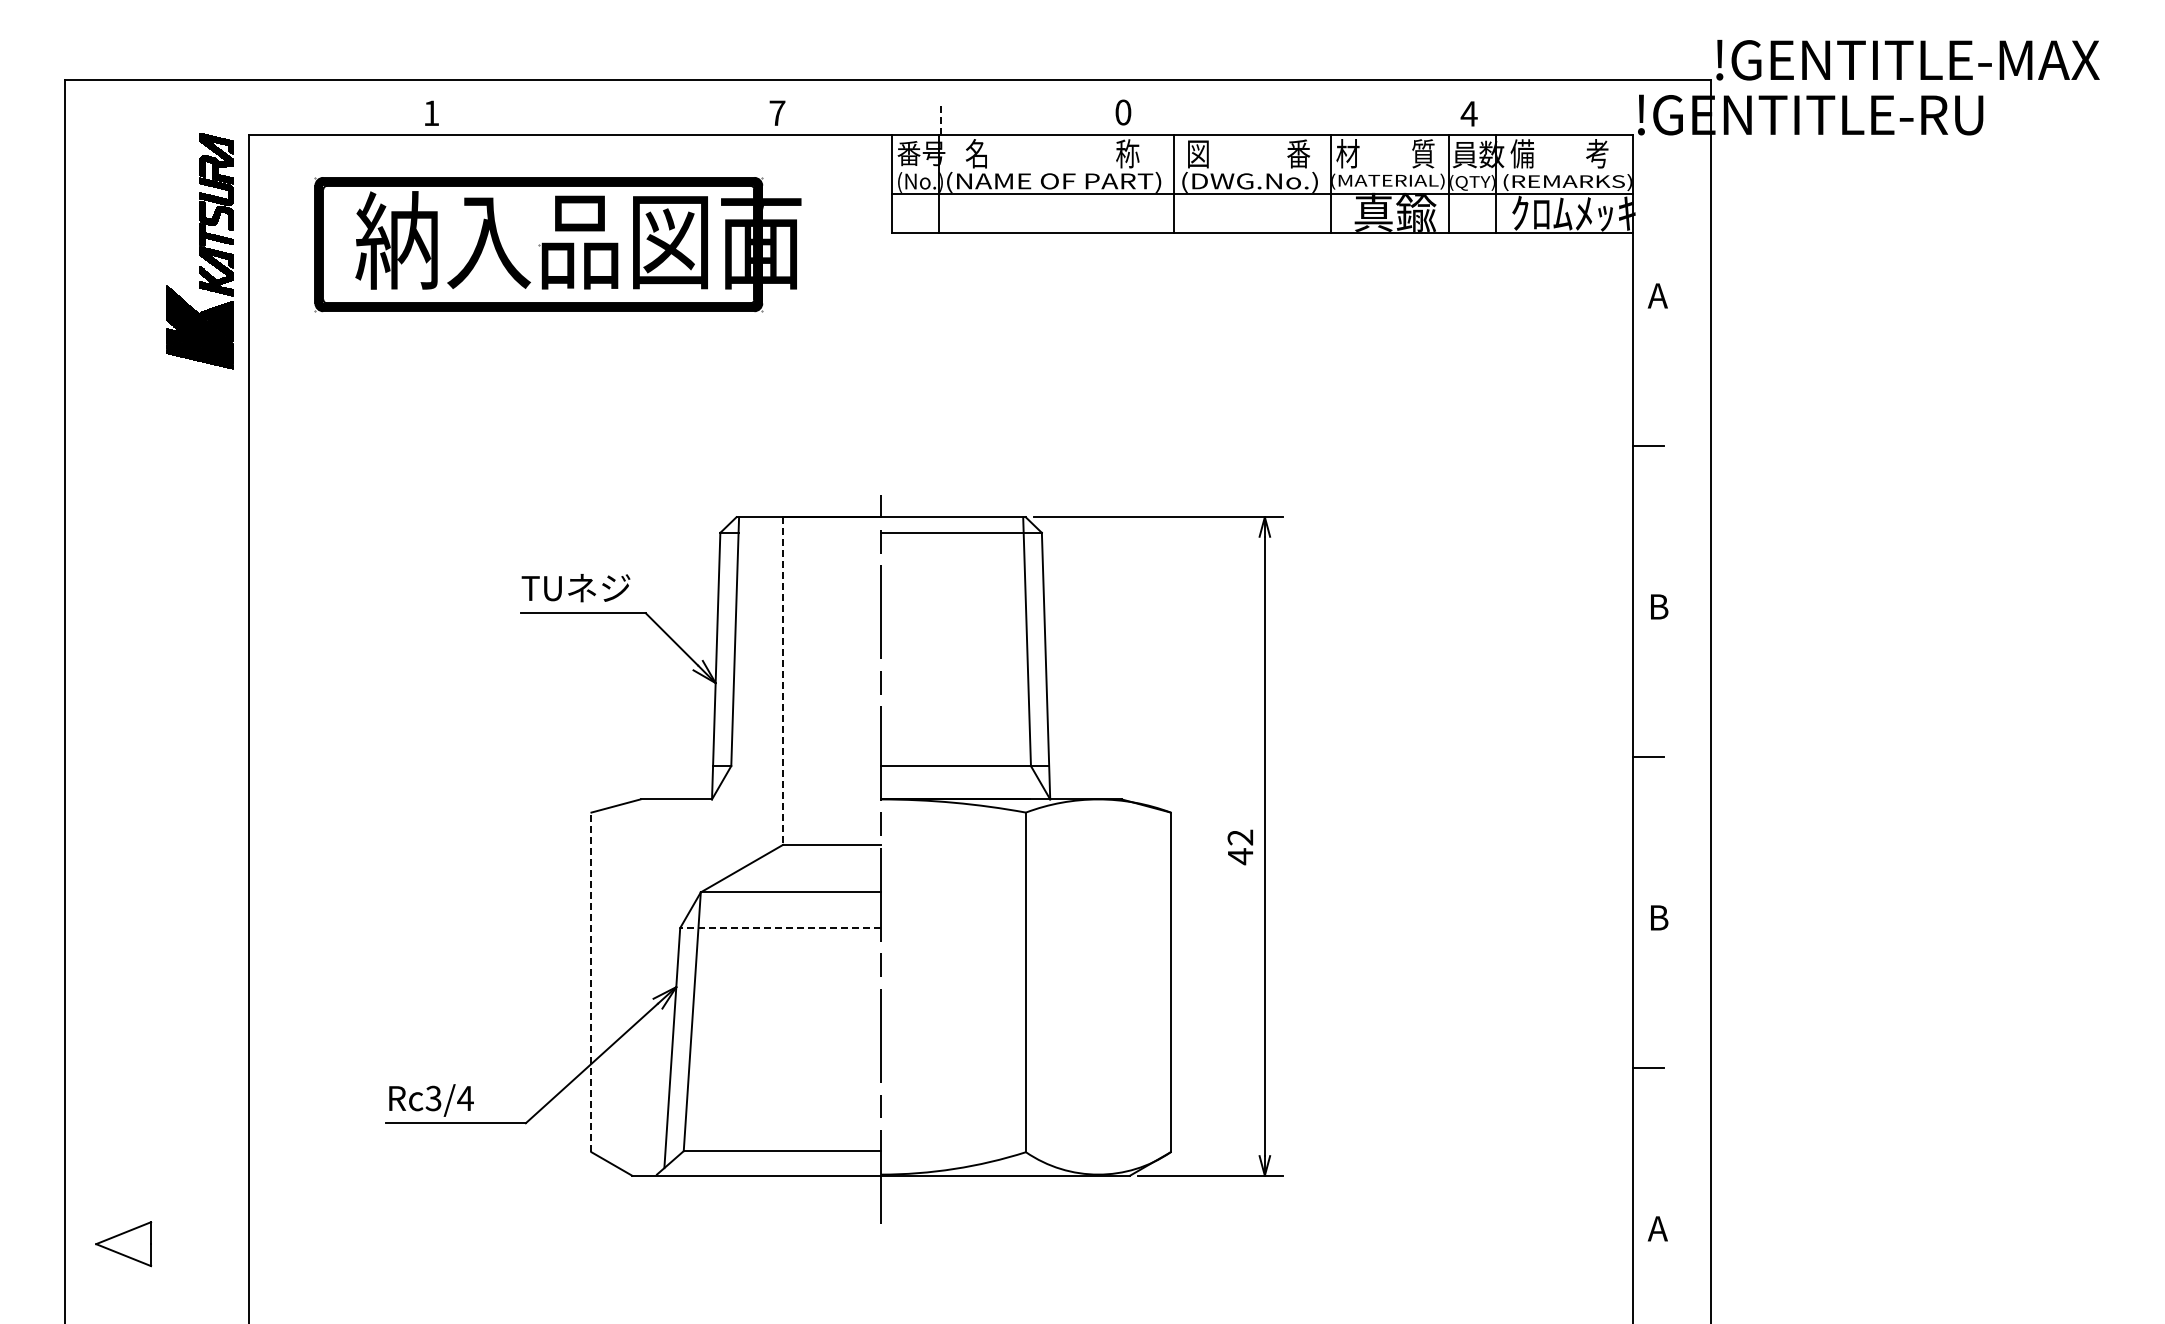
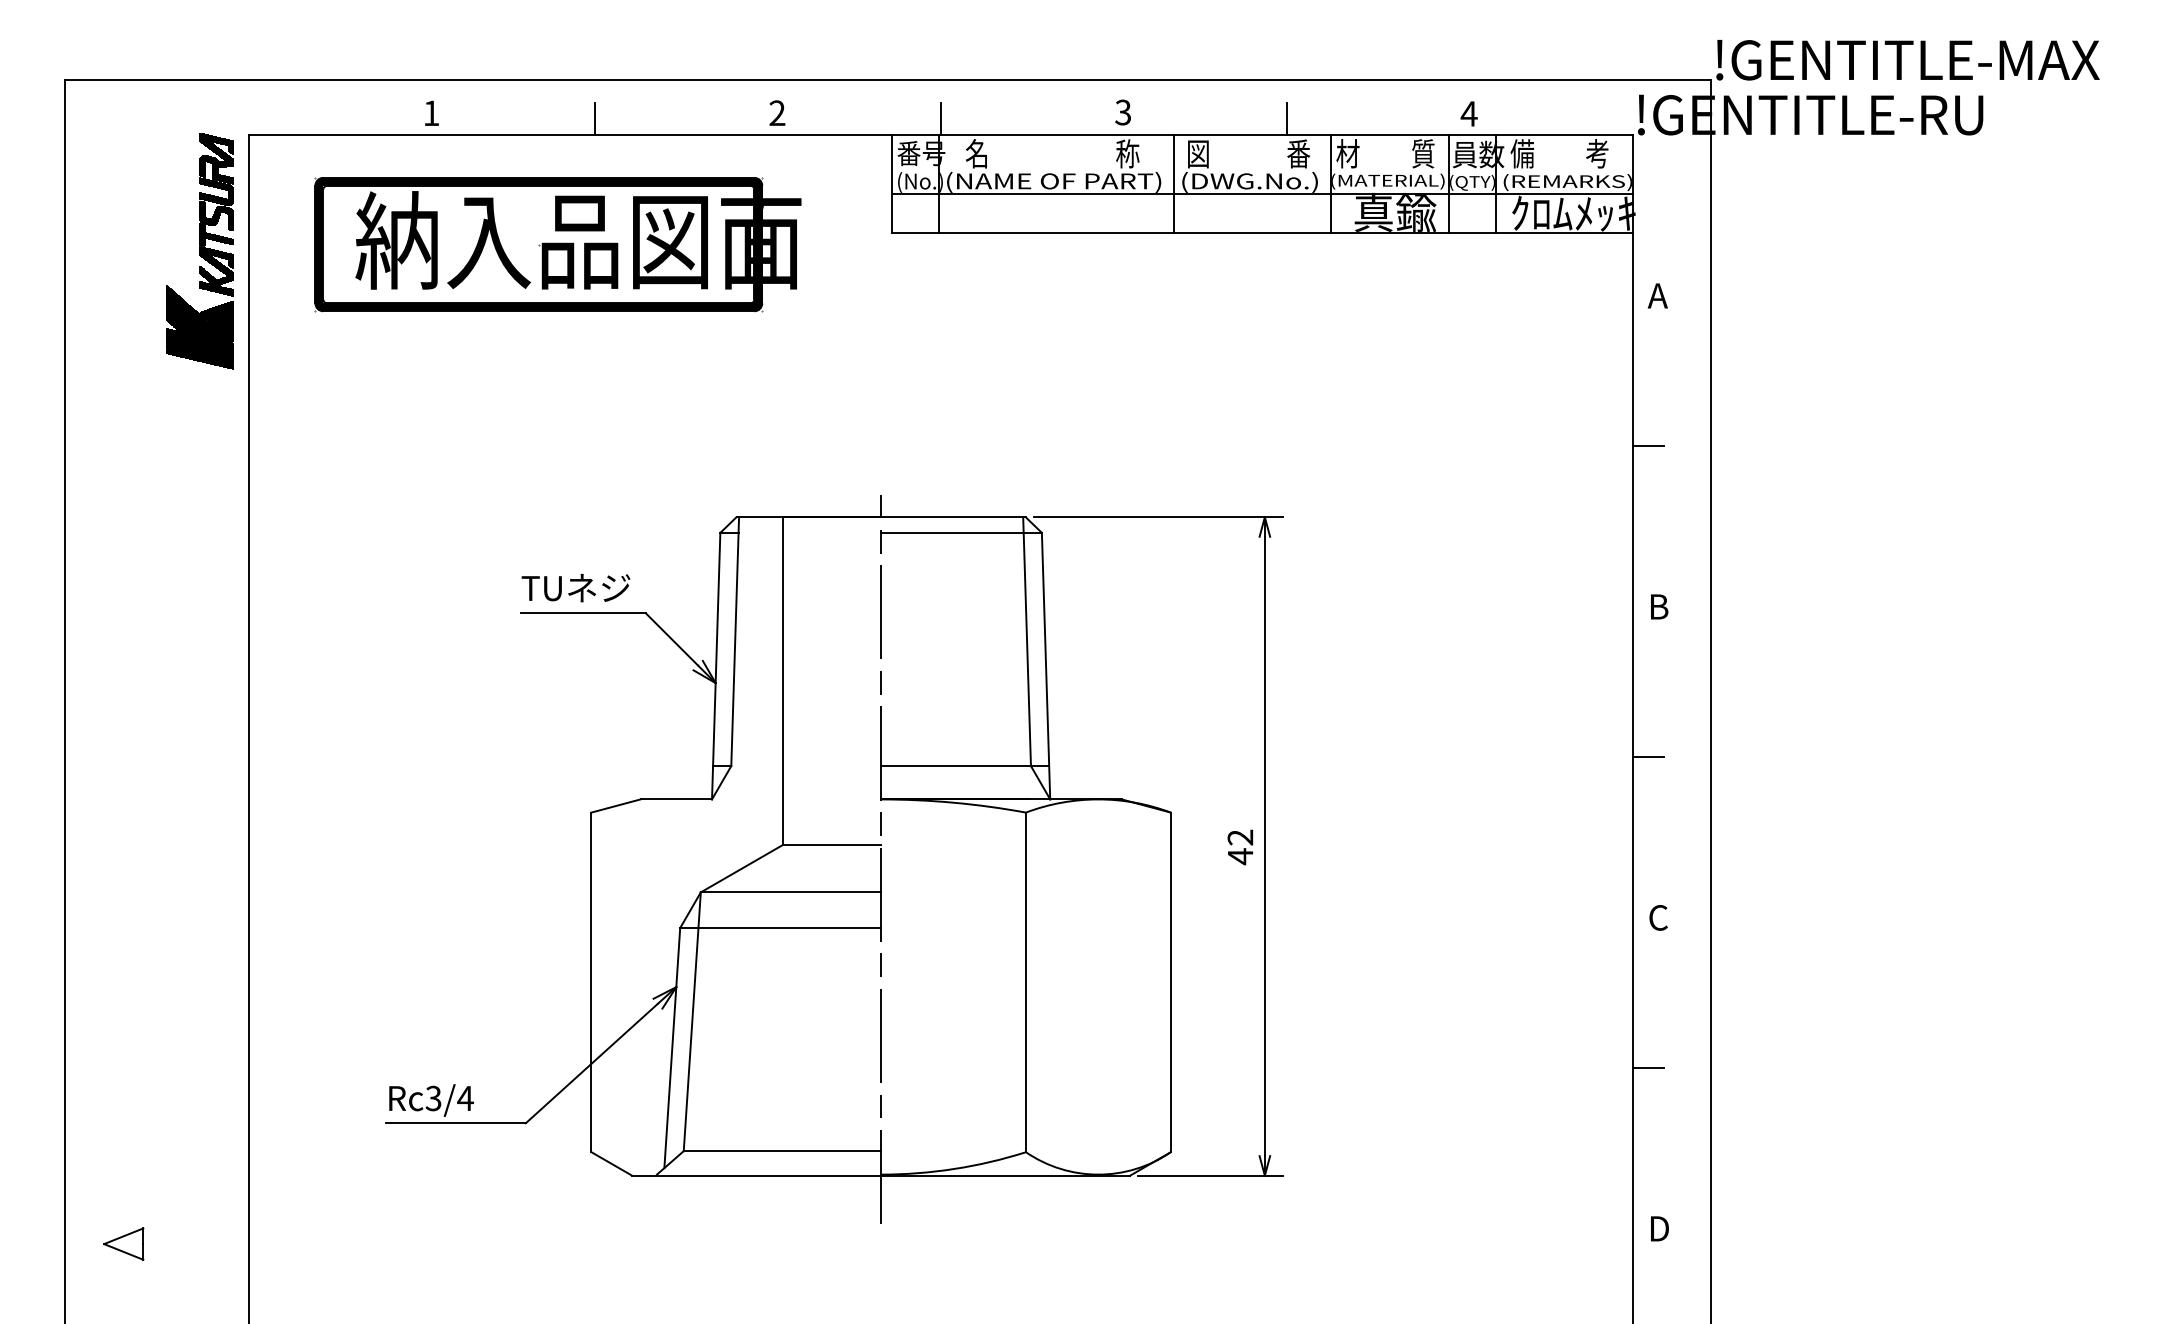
text: 7 -> 2 (777, 112)
text: 0 -> 3 (1123, 112)
line: none -> present (595, 118)
line: none -> present (1286, 118)
line: dashed -> solid (941, 119)
line: dashed -> solid (783, 681)
text: B -> C (1658, 917)
line: dashed -> solid (780, 928)
line: dashed -> solid (591, 982)
text: A -> D (1657, 1228)
part size: 58x47 px -> 42x34 px (123, 1243)
